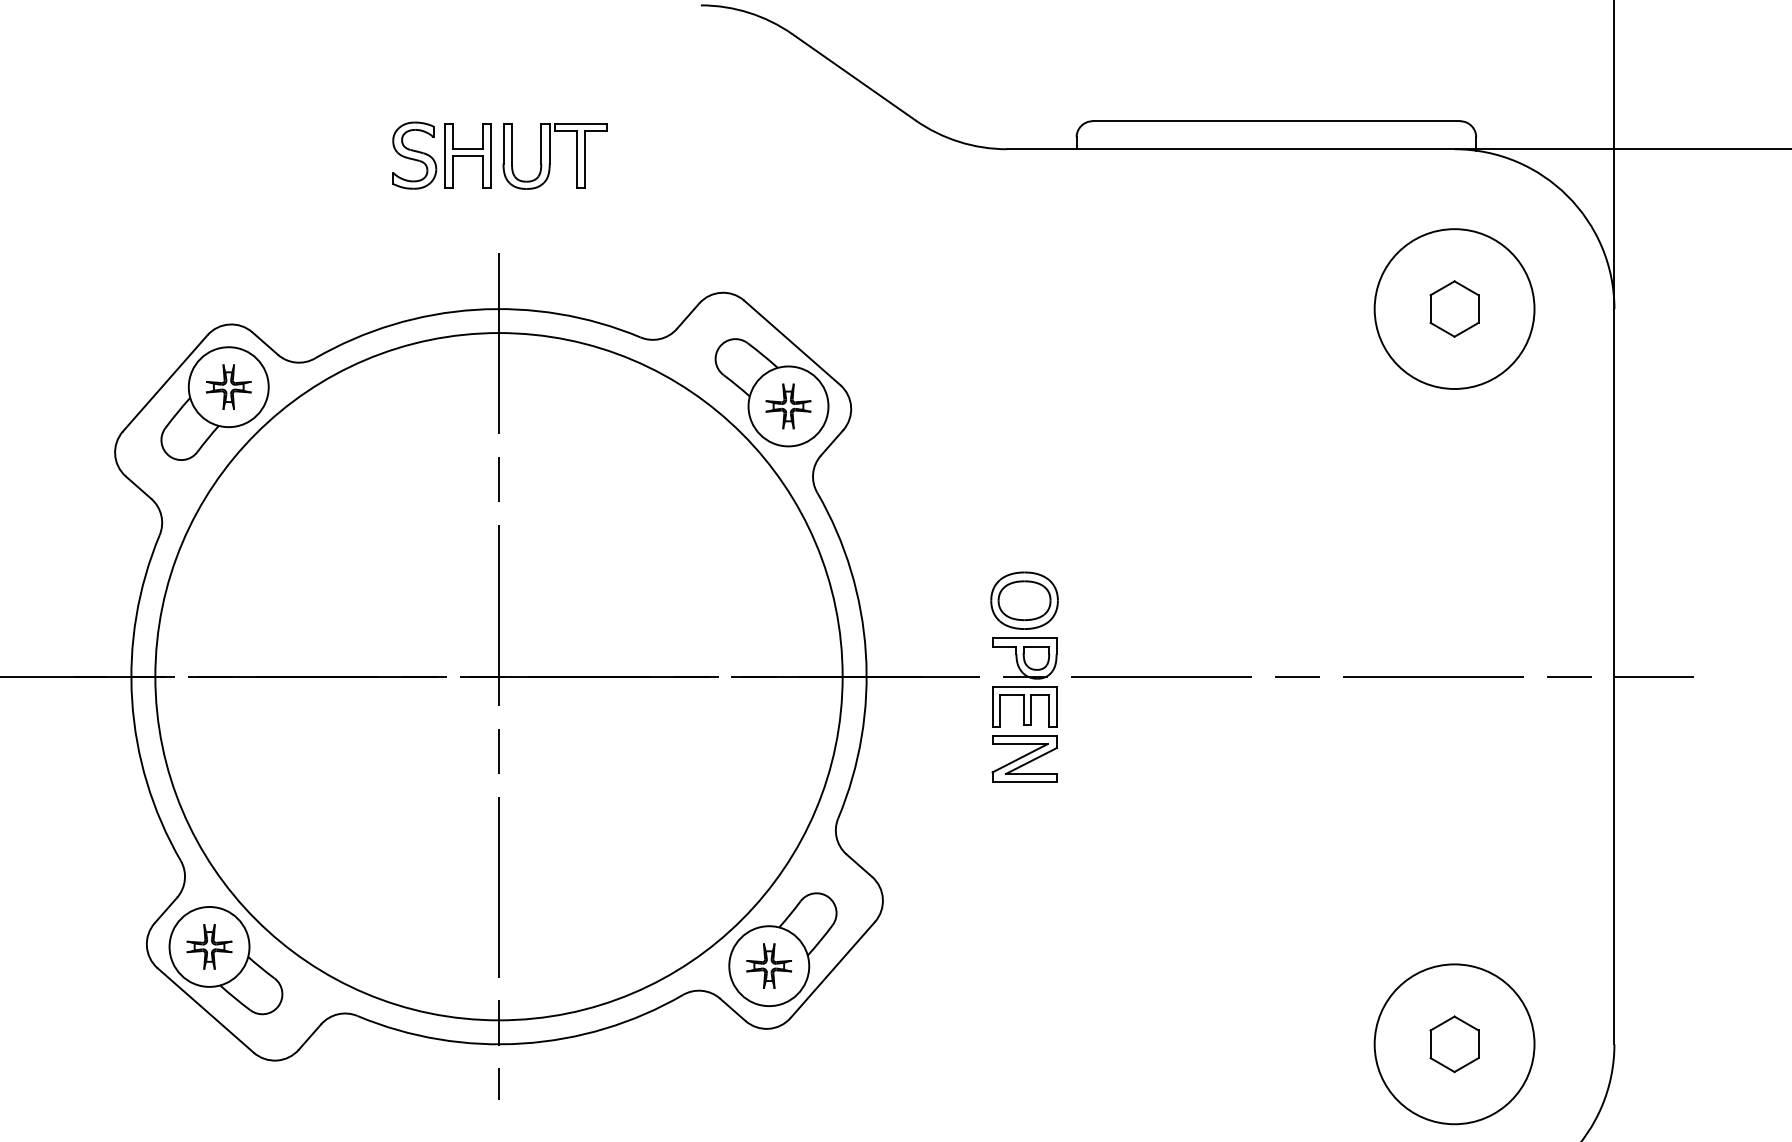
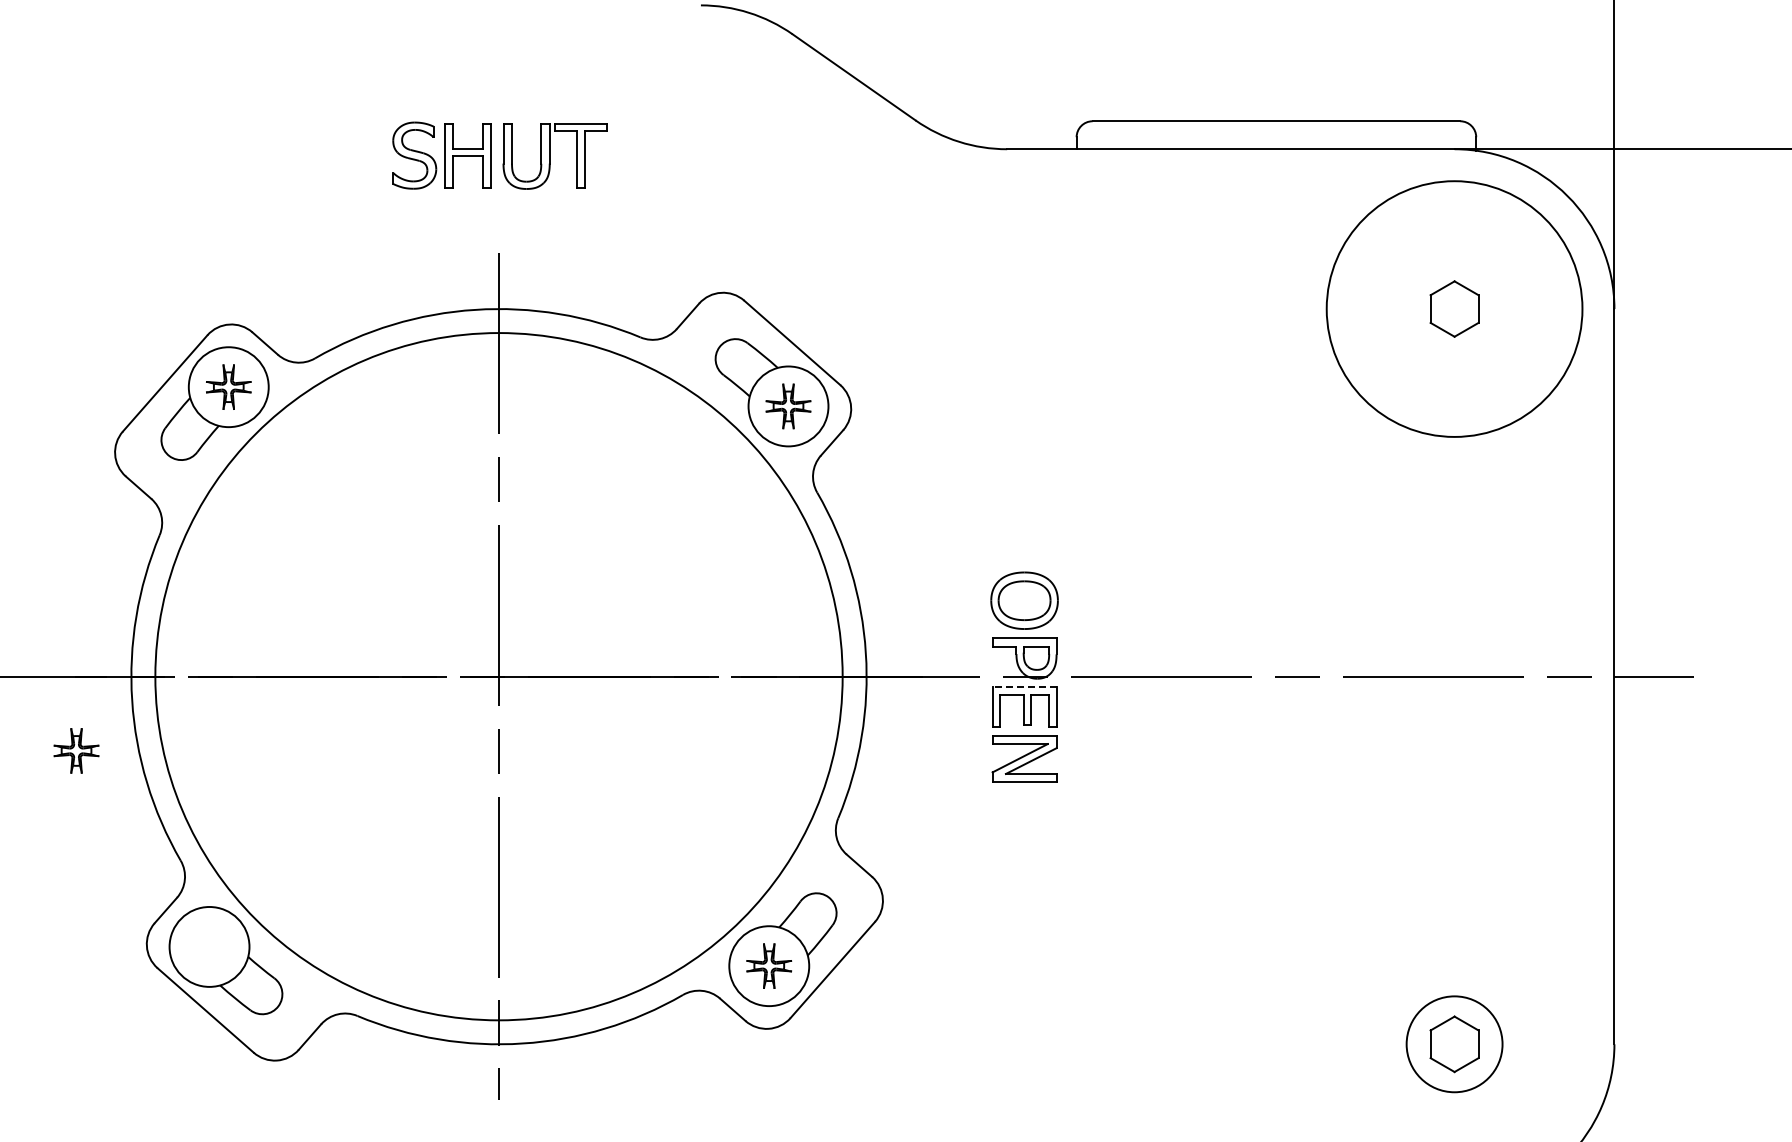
circle diameter: 160 px -> 256 px (1454, 308)
line: solid -> dashed (1024, 686)
part position: (209, 946) -> (76, 750) (76, 750)
circle diameter: 160 px -> 96 px (1454, 1044)
